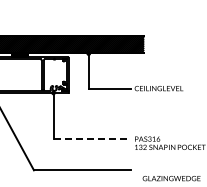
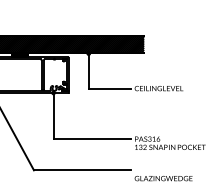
line: dashed -> solid (92, 139)
text position: (171, 178) -> (163, 178) (163, 178)
